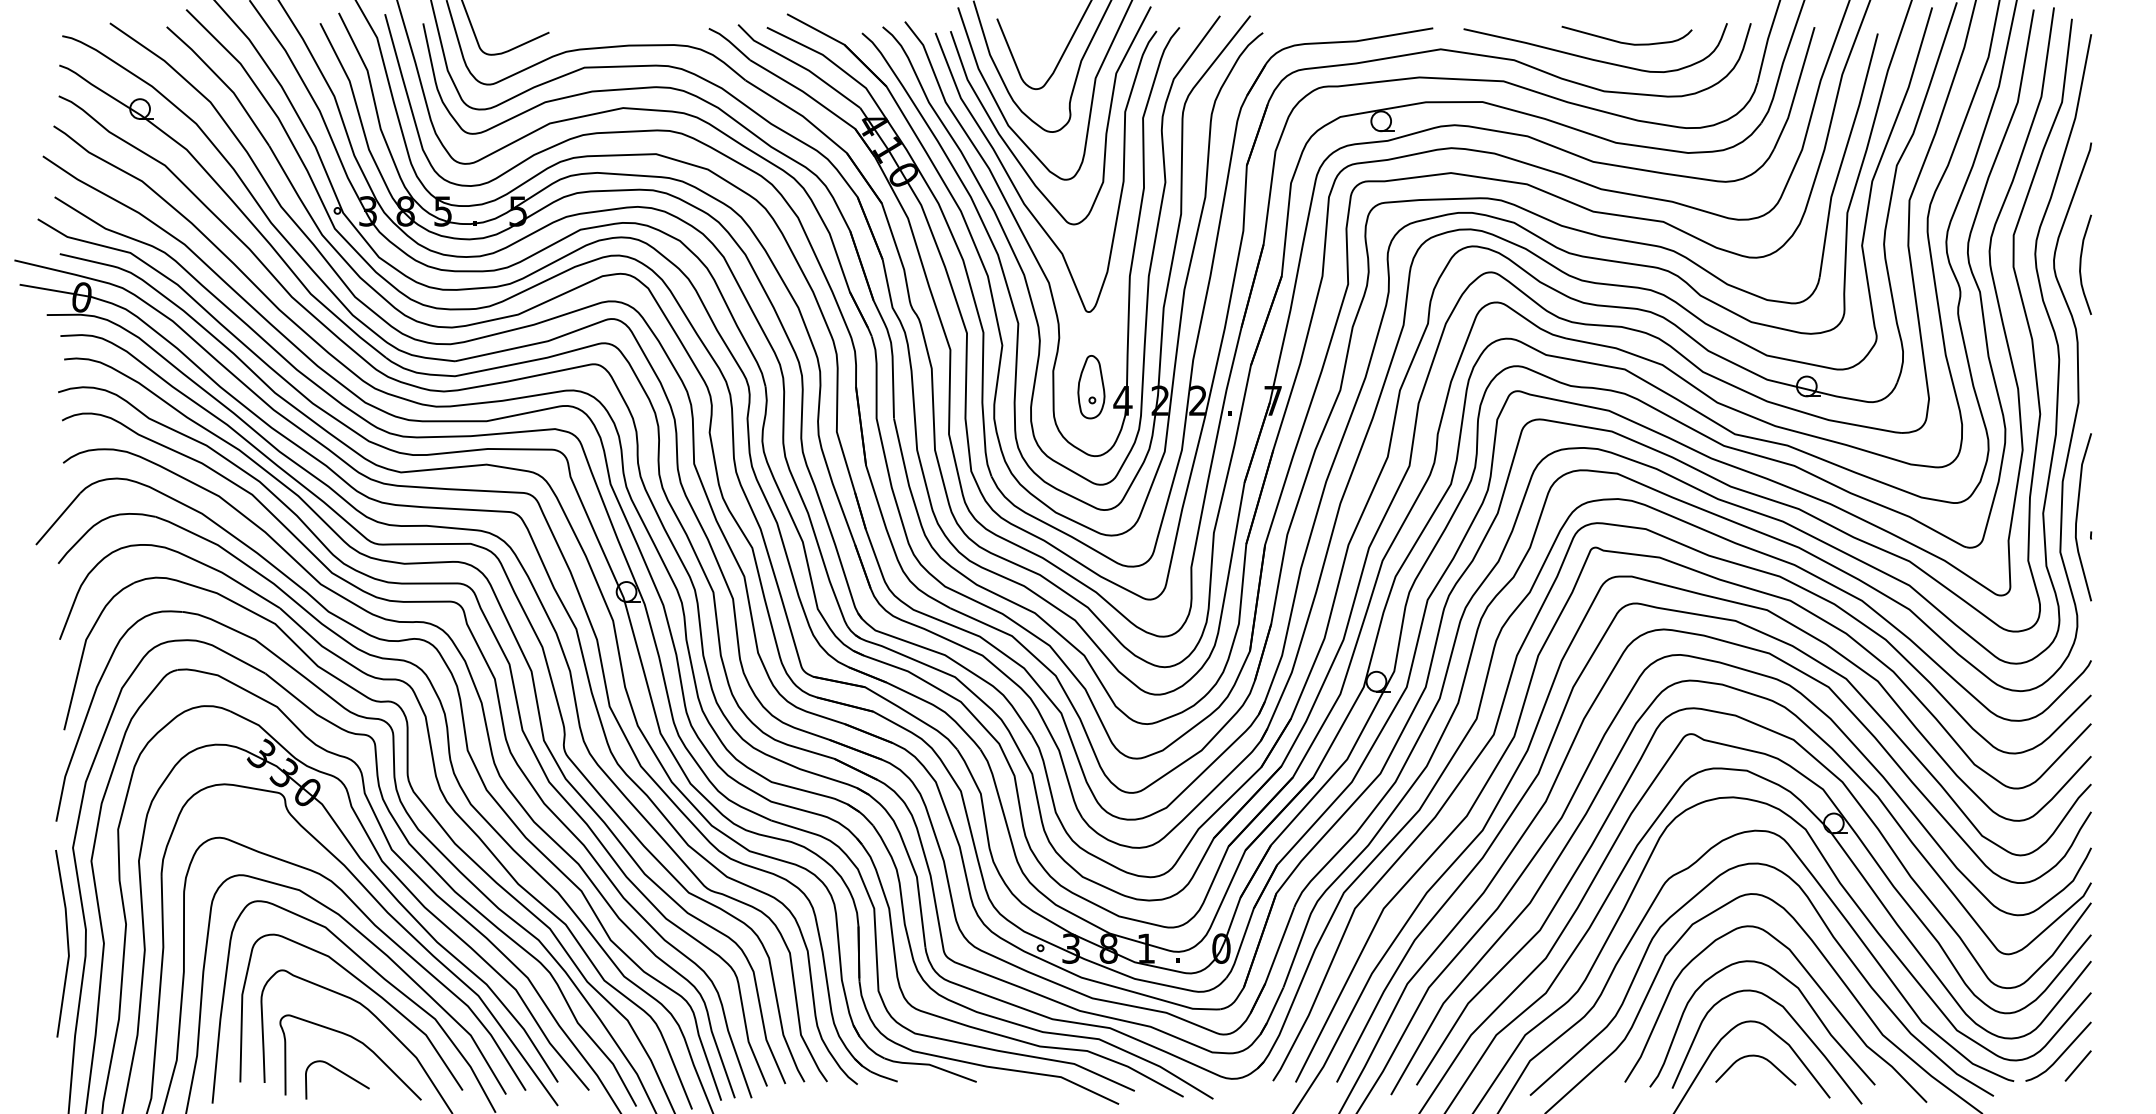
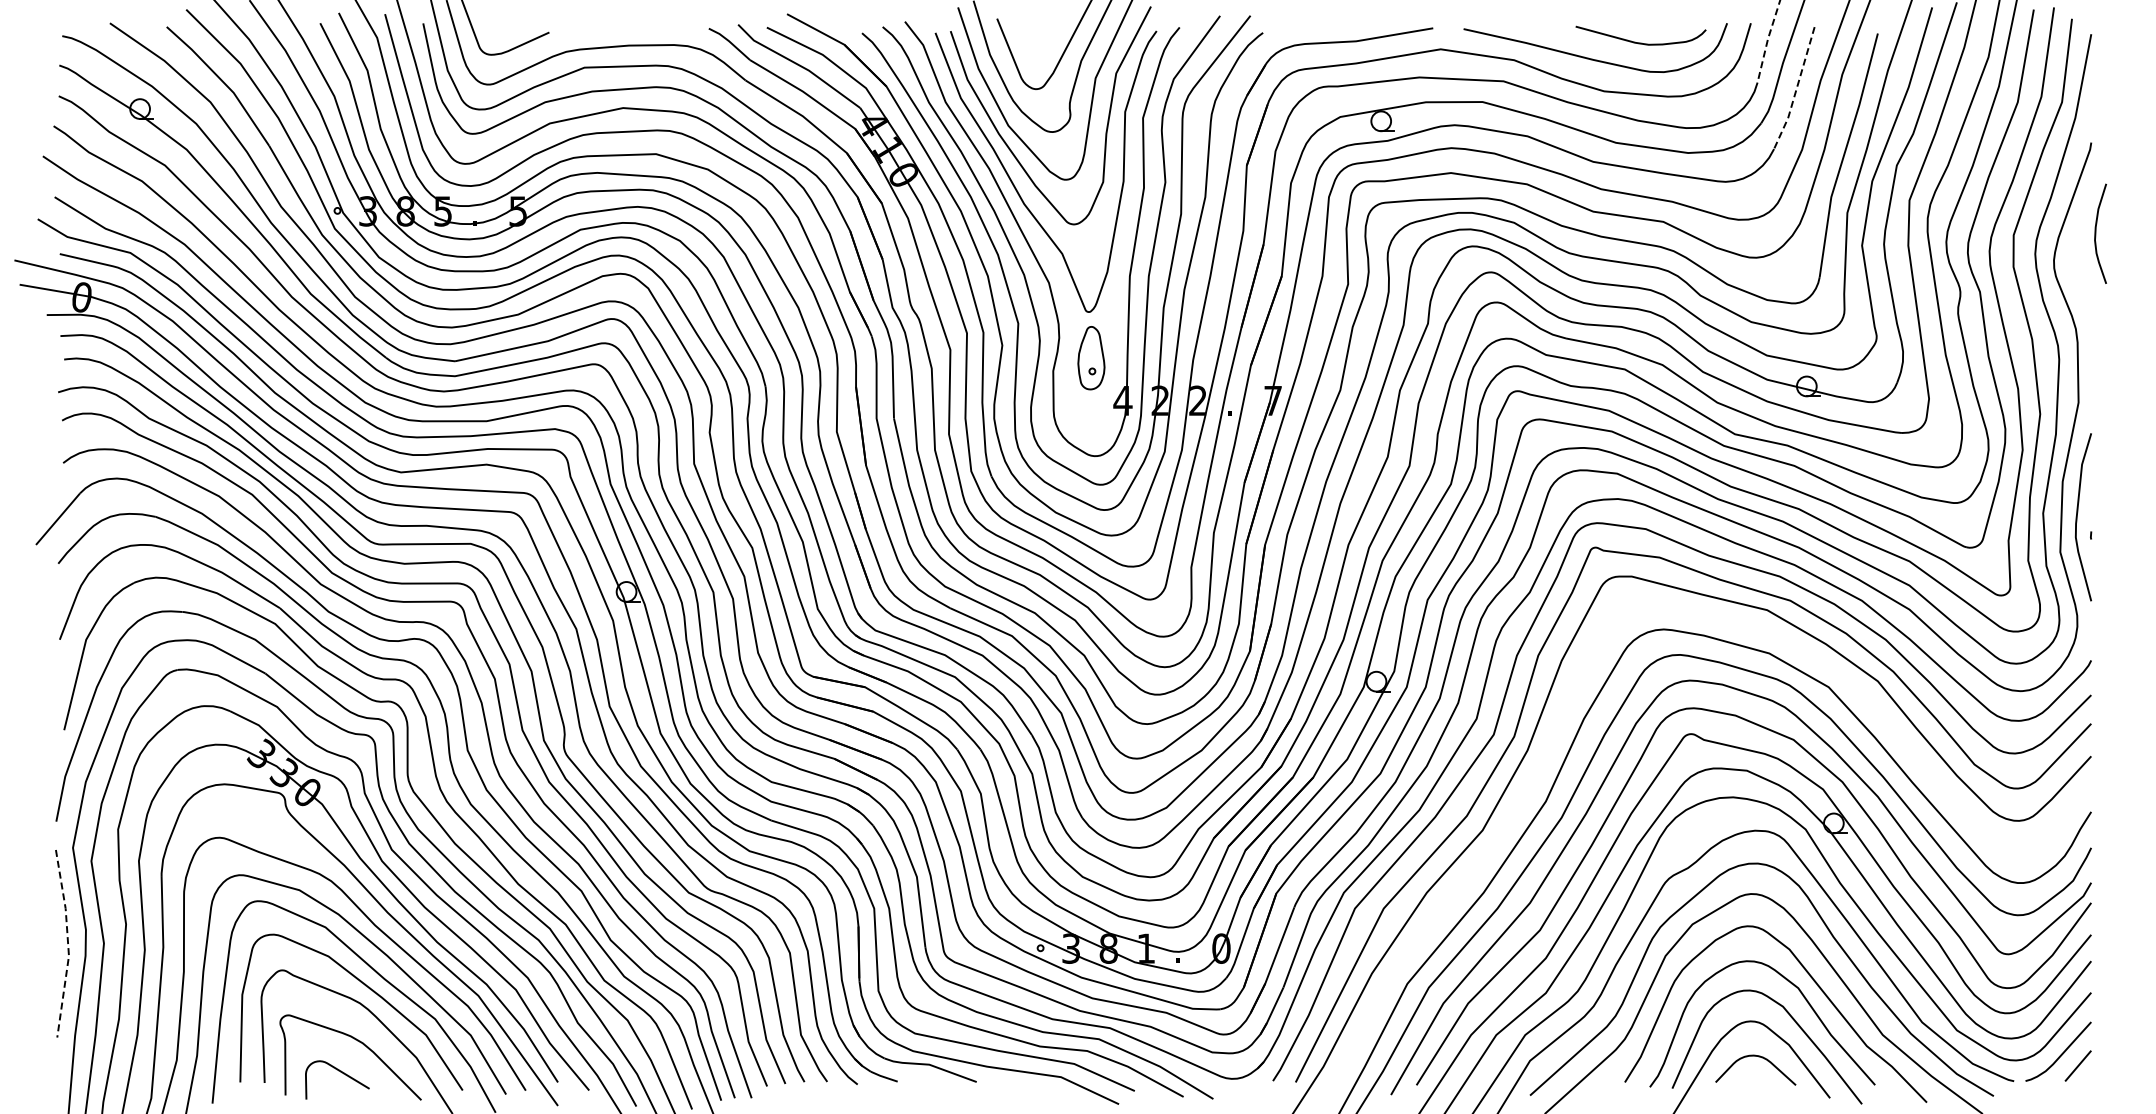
line: solid -> dashed (1767, 40)
curve position: (1626, 42) -> (1640, 42) (1640, 42)
line: solid -> dashed (1796, 90)
curve position: (2081, 264) -> (2096, 233) (2096, 233)
part position: (1091, 387) -> (1091, 358) (1091, 358)
curve: present -> none (1539, 774)
line: solid -> dashed (68, 944)
